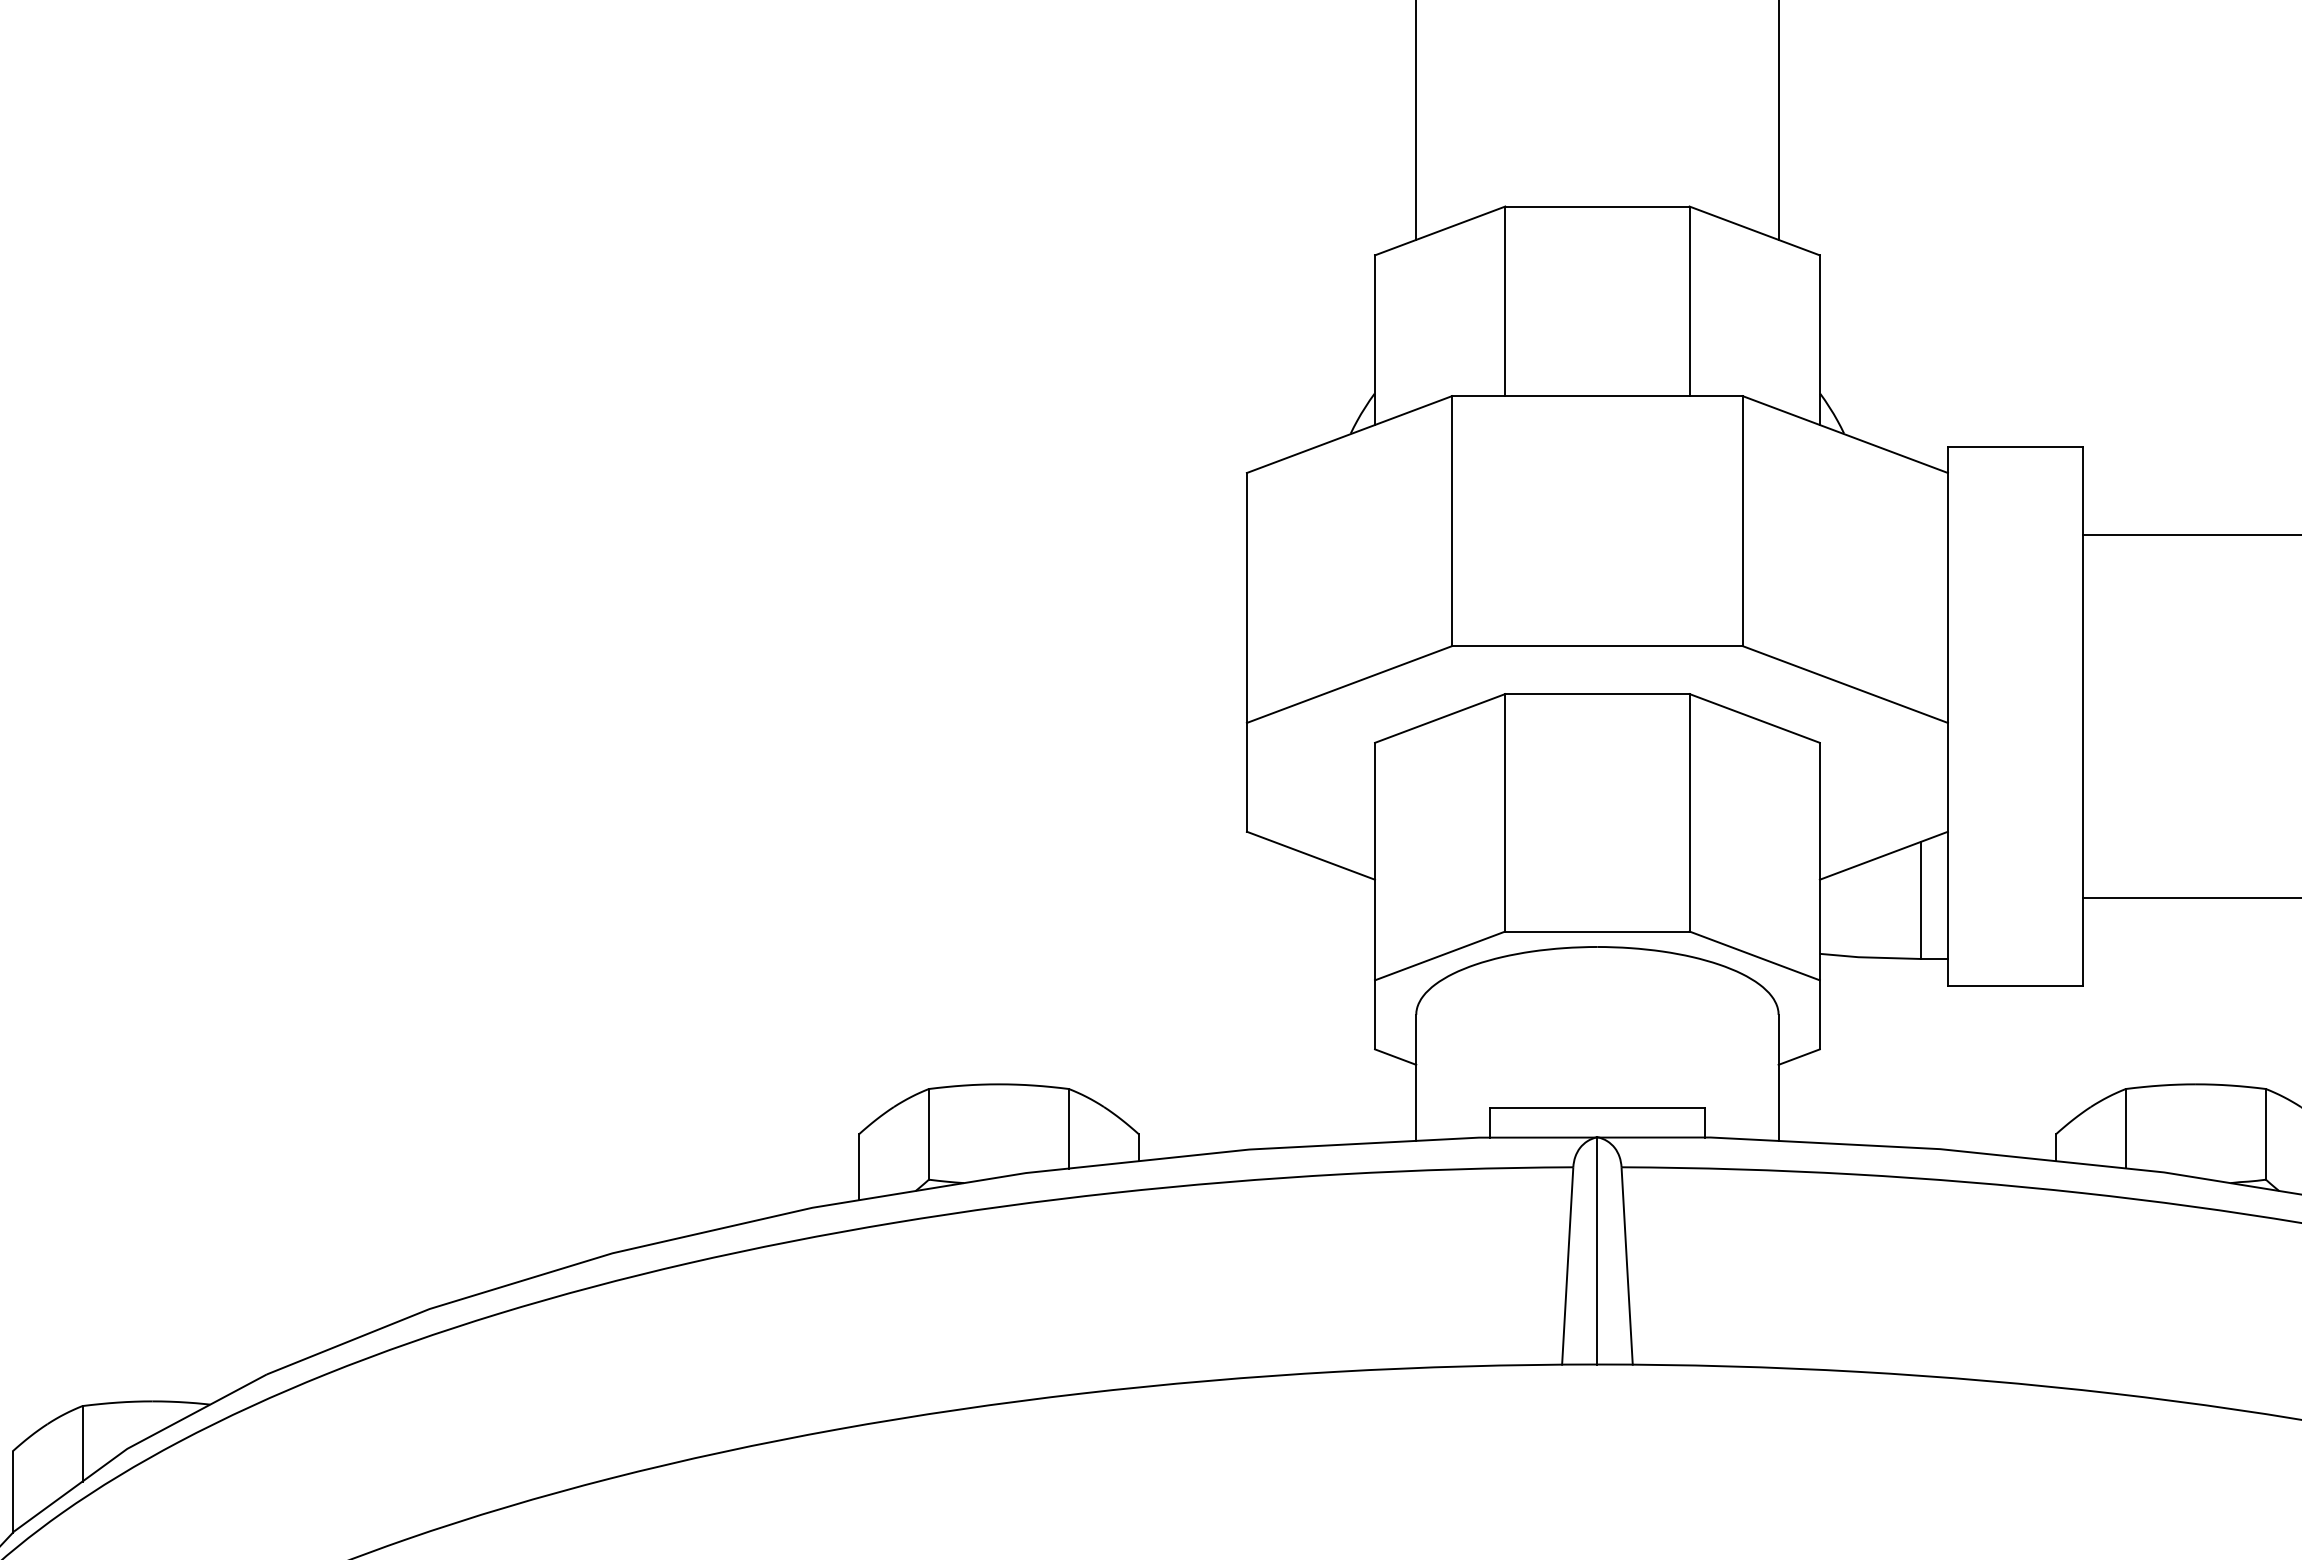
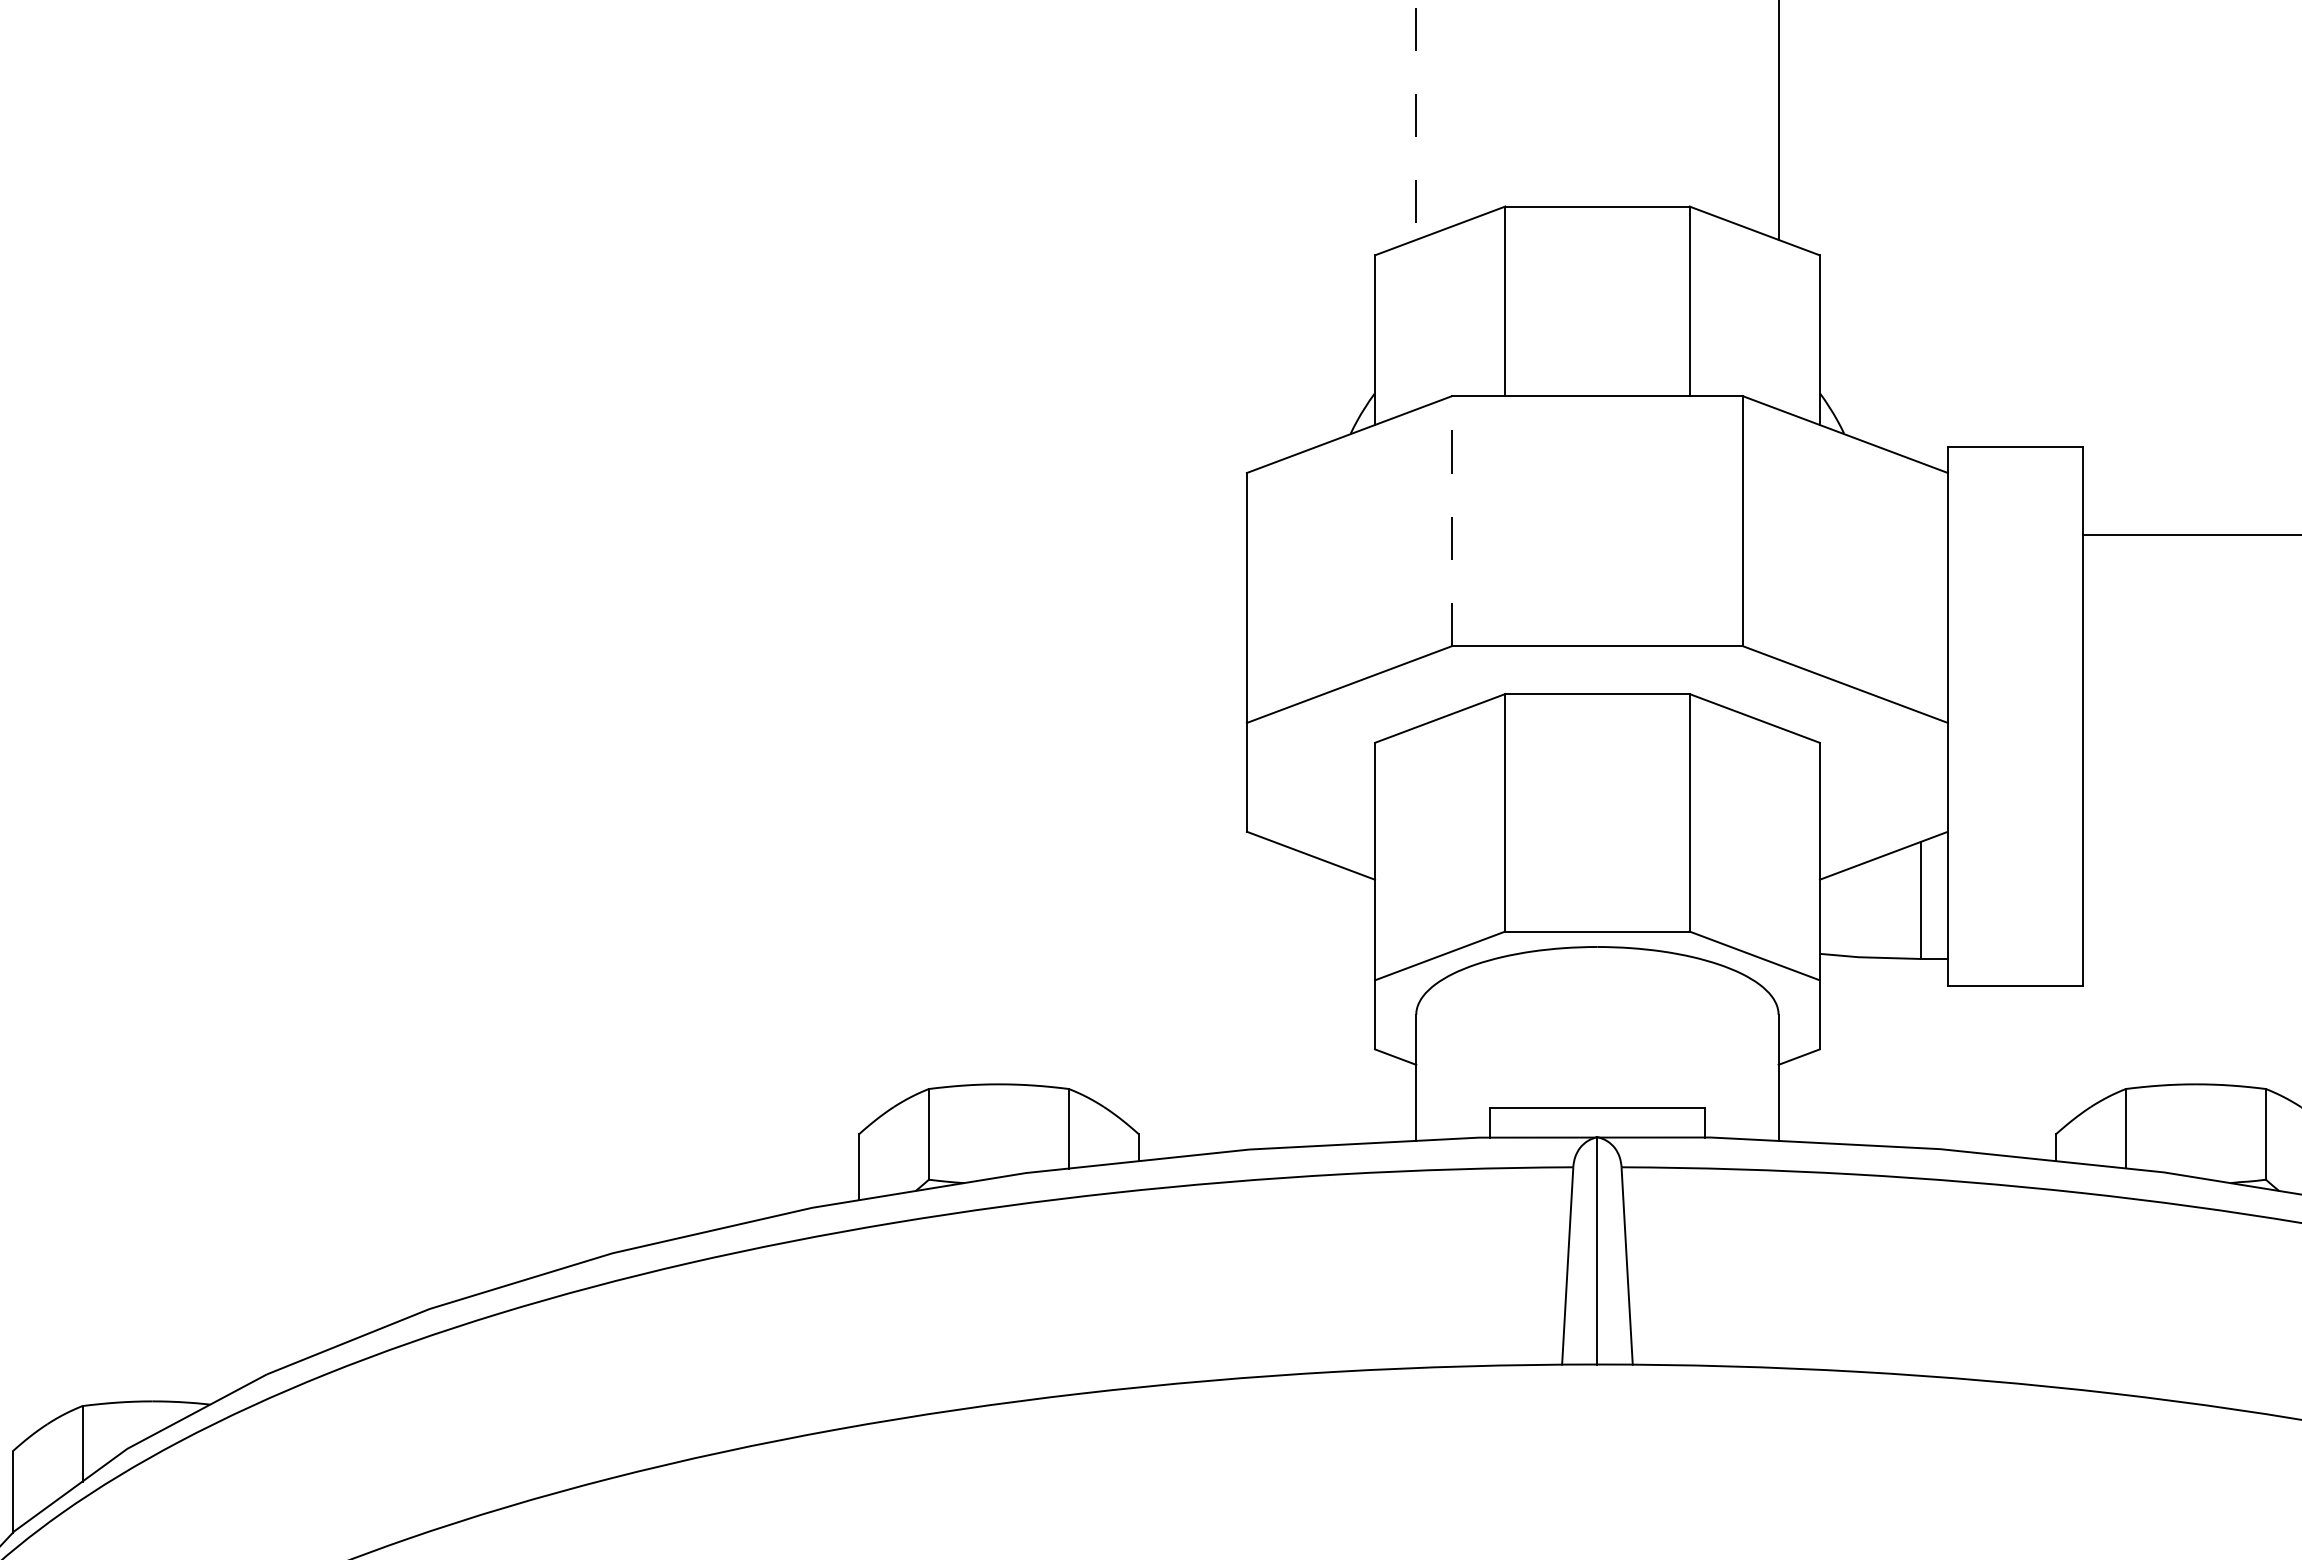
line: solid -> dashed (1416, 120)
line: solid -> dashed (1452, 520)
line: present -> none (2190, 897)
